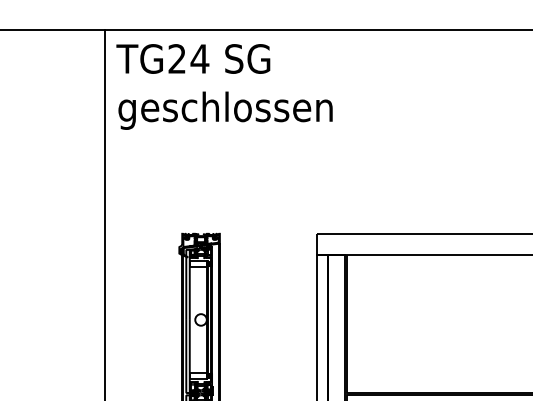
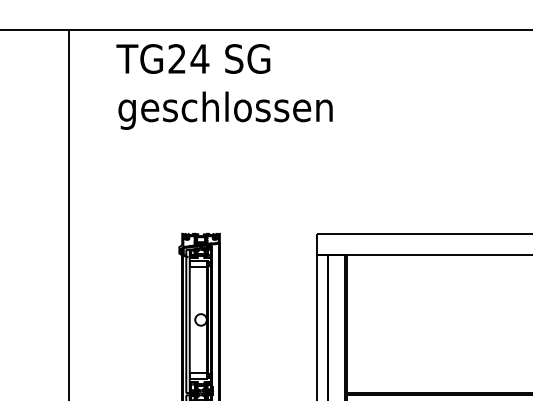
line position: (105, 213) -> (69, 213) (69, 213)
